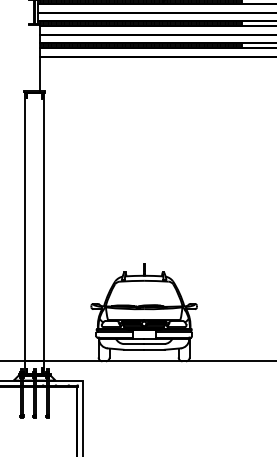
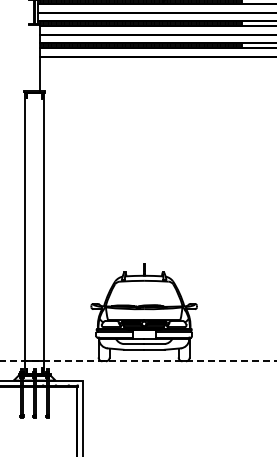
line: solid -> dashed (138, 361)
